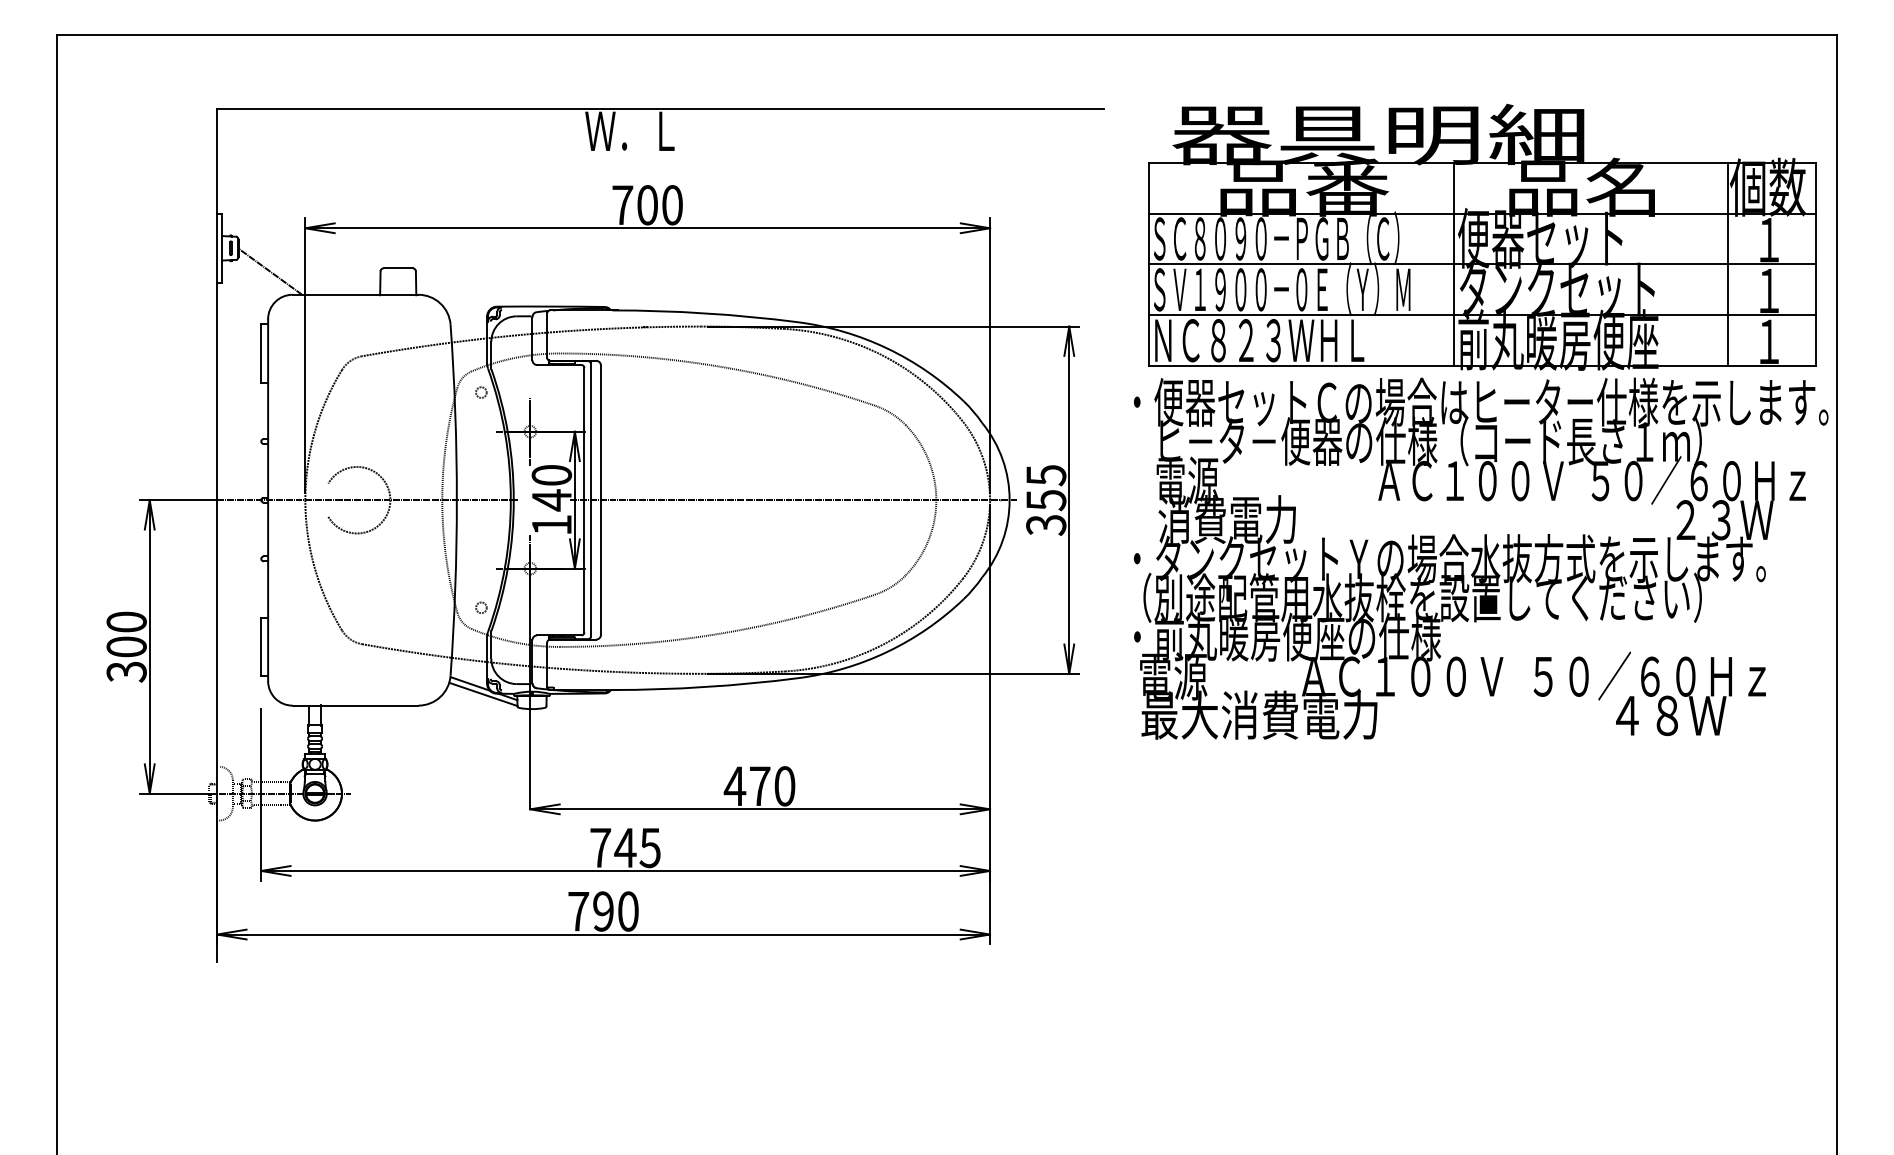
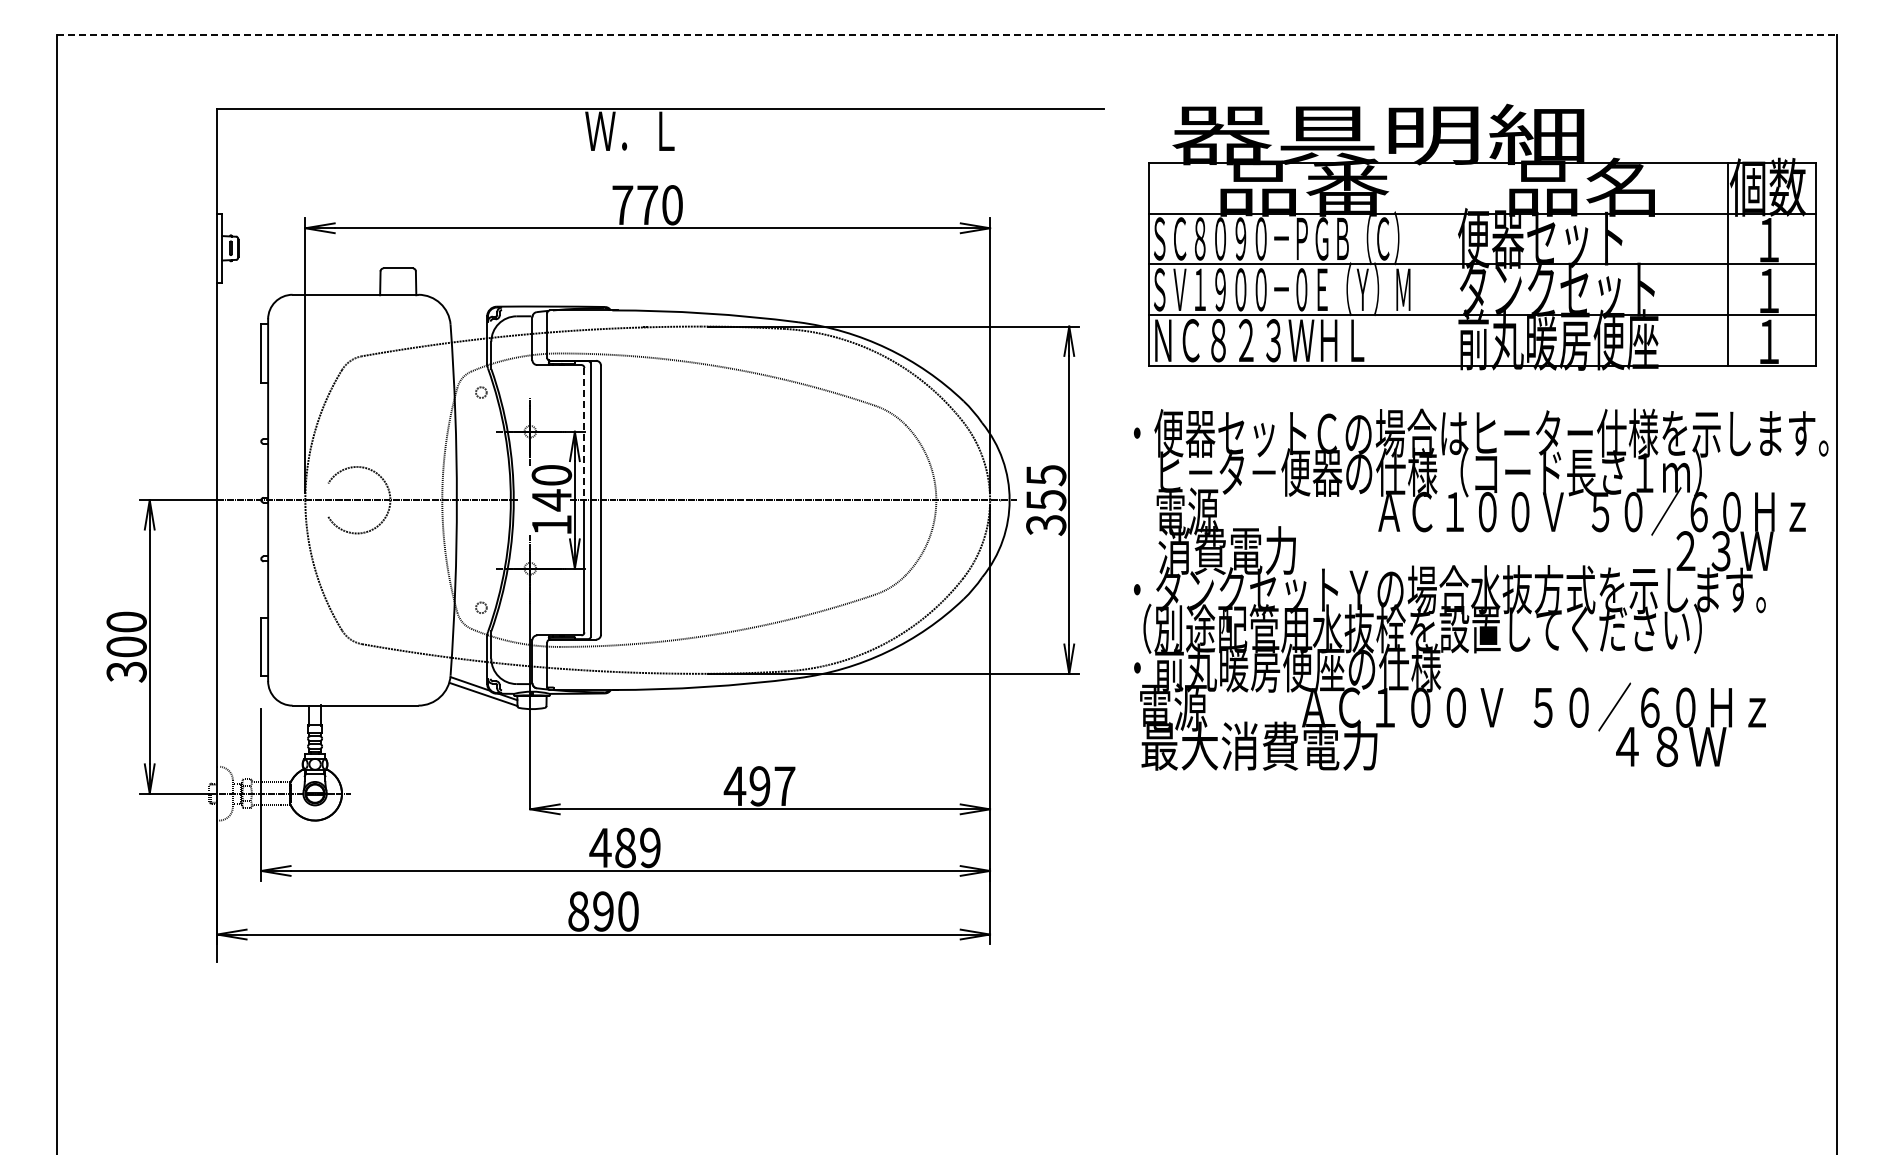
line: solid -> dashed (947, 34)
text: 700 -> 770 (647, 205)
line: present -> none (1453, 264)
line: present -> none (270, 271)
line: solid -> dashed (584, 434)
text position: (1481, 558) -> (1481, 589) (1481, 589)
text: 470 -> 497 (772, 786)
text: 745 -> 489 (624, 847)
text: 790 -> 890 (578, 911)
